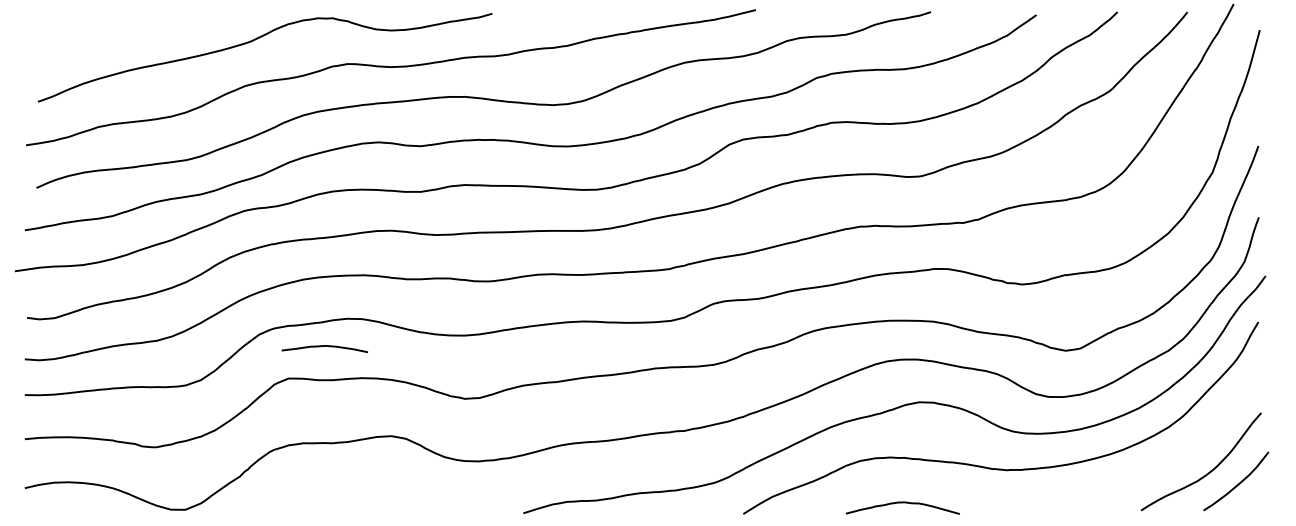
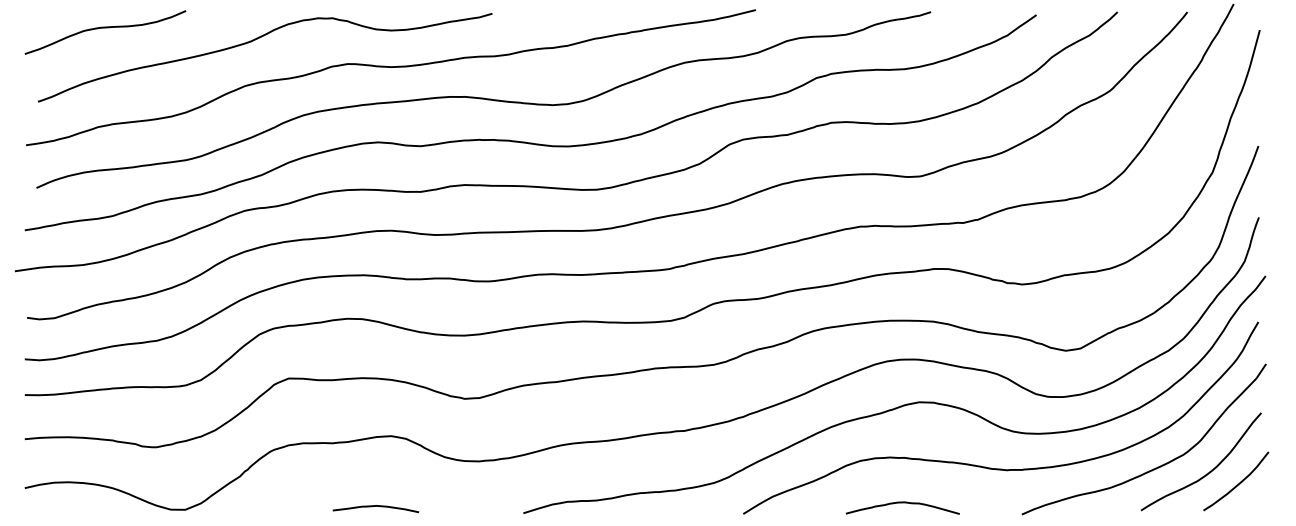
curve: none -> present (105, 28)
curve position: (324, 346) -> (375, 506) (375, 506)
curve: none -> present (1157, 466)
